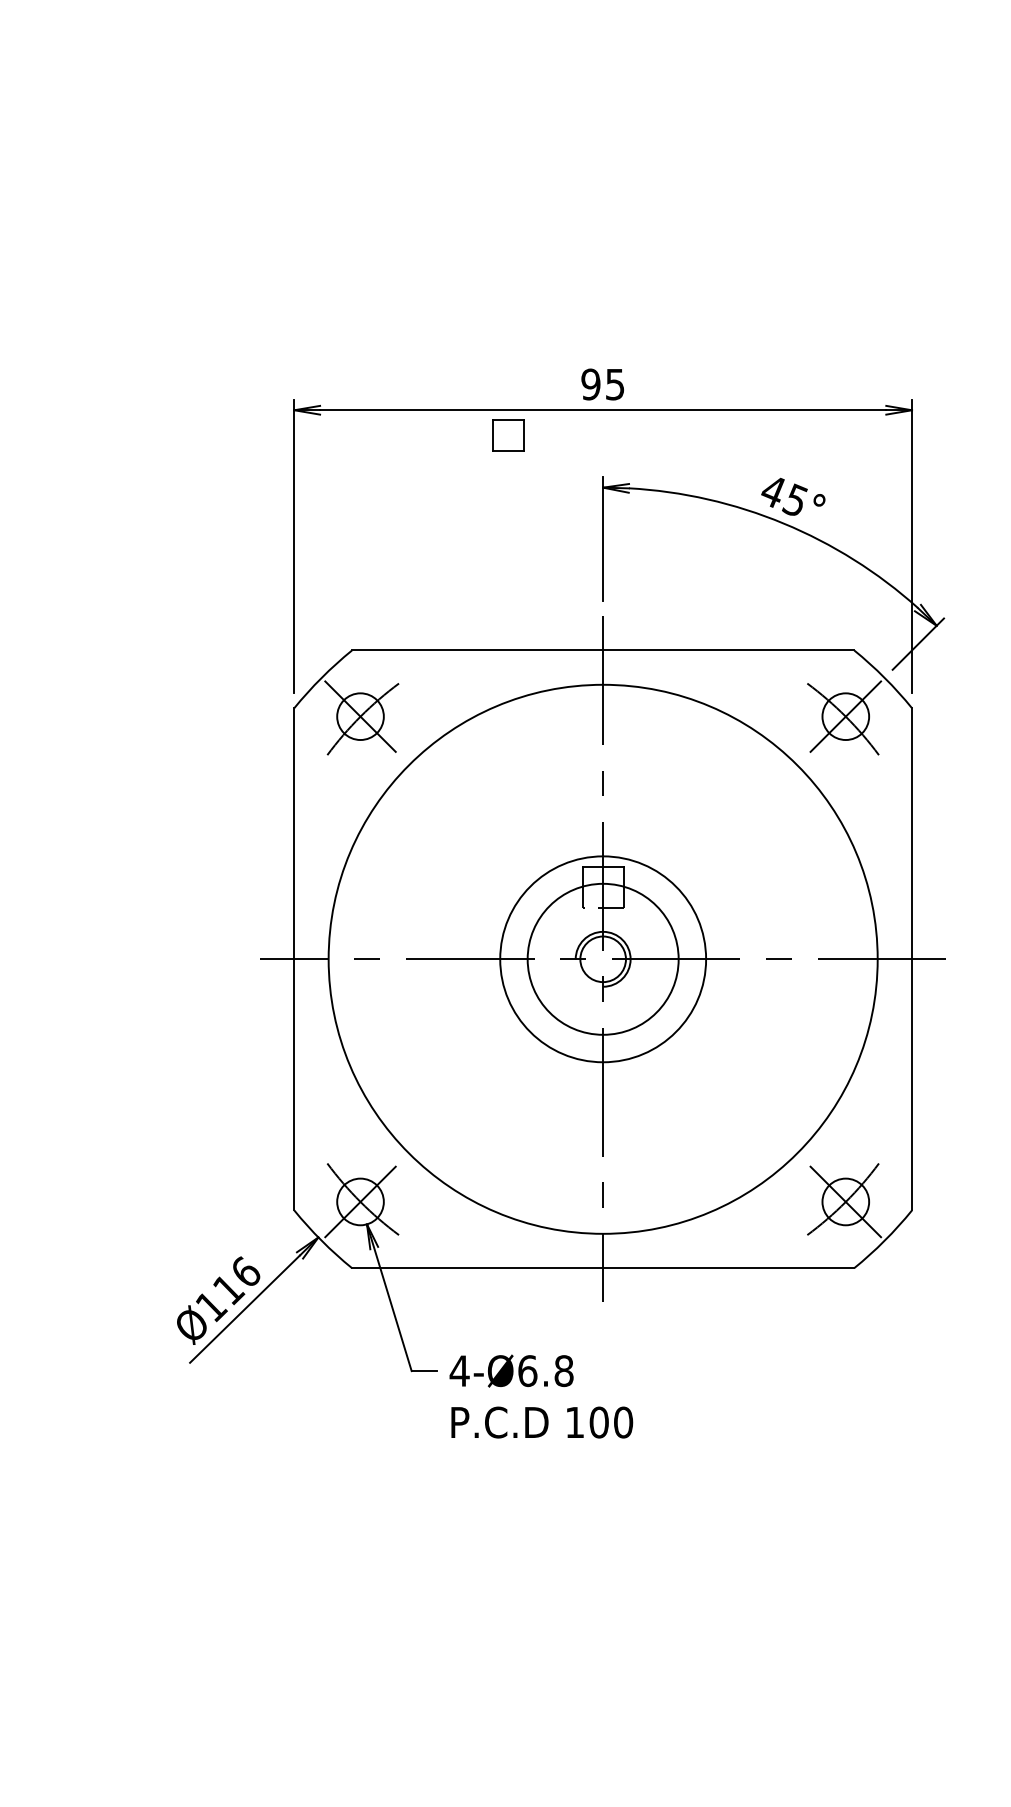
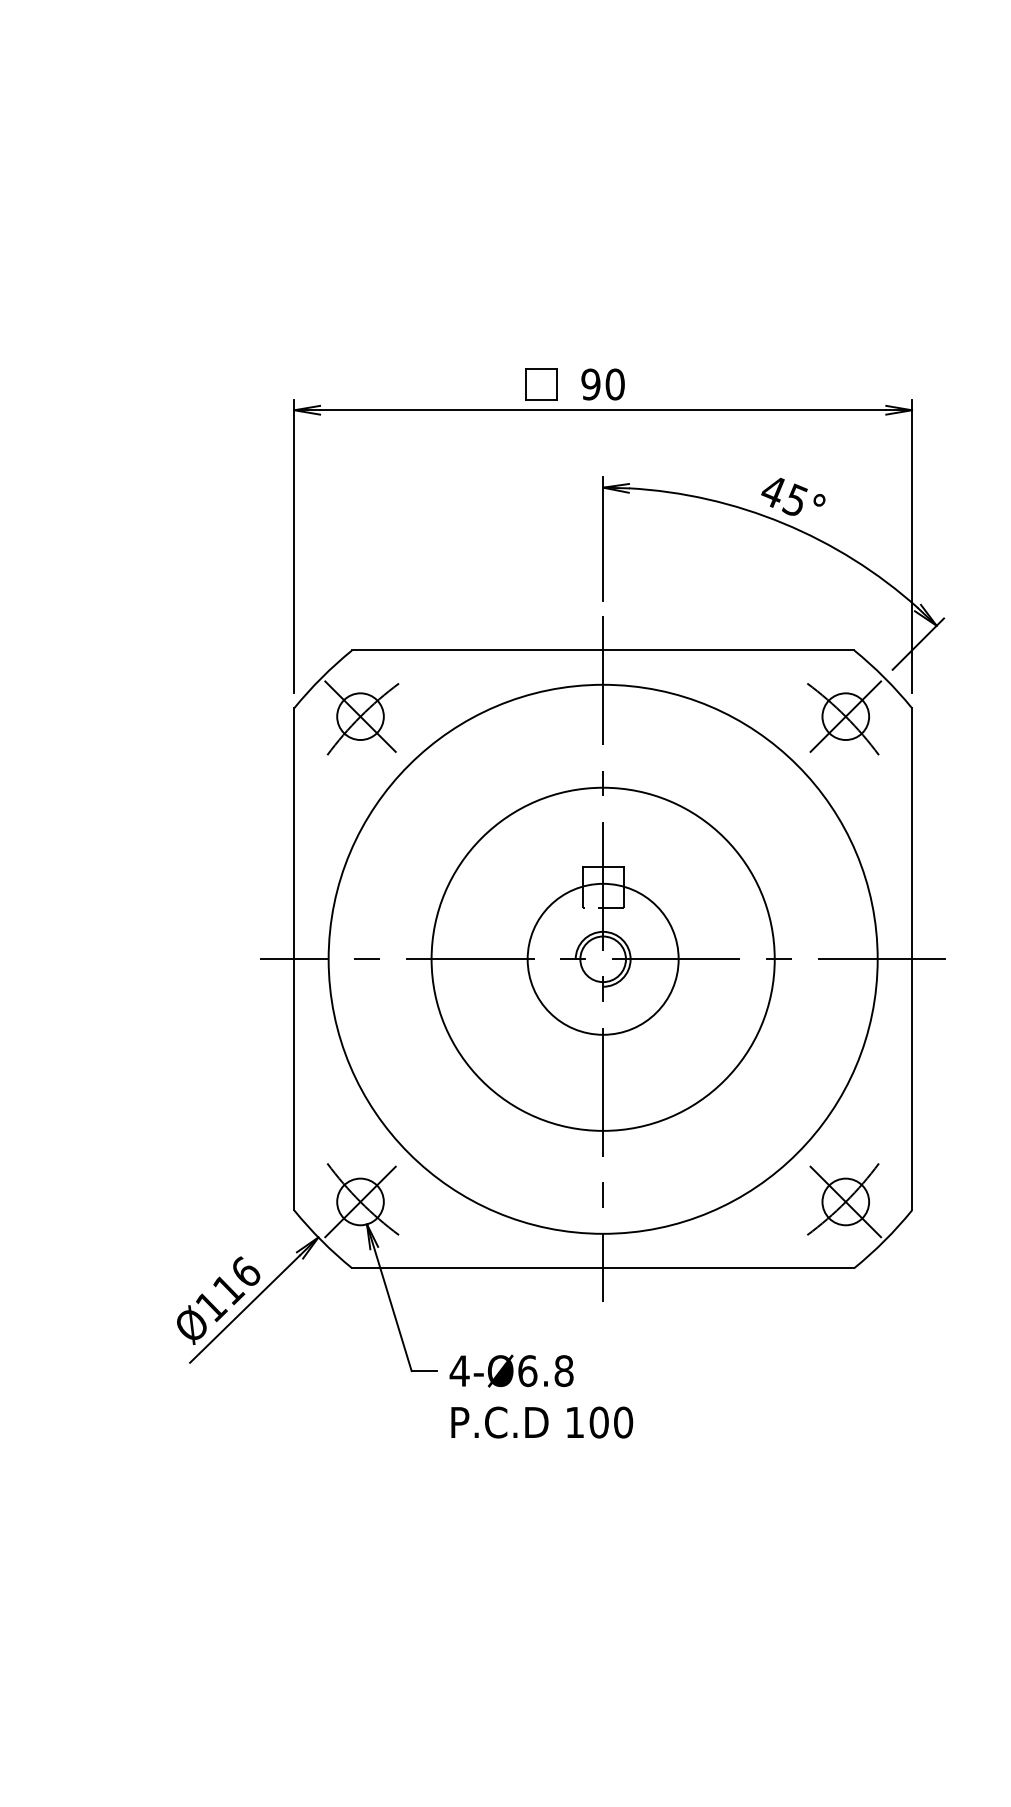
text: 95 -> 90 (614, 384)
part position: (508, 435) -> (541, 384) (541, 384)
circle diameter: 206 px -> 343 px (602, 958)
